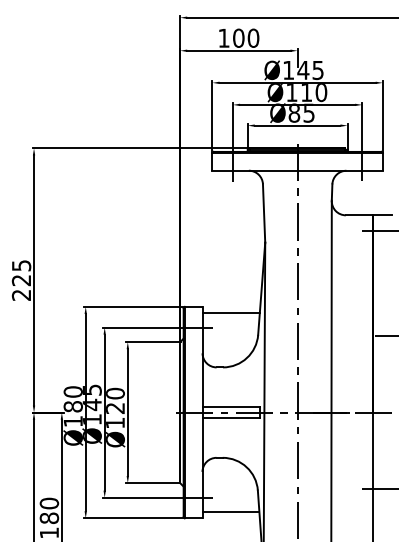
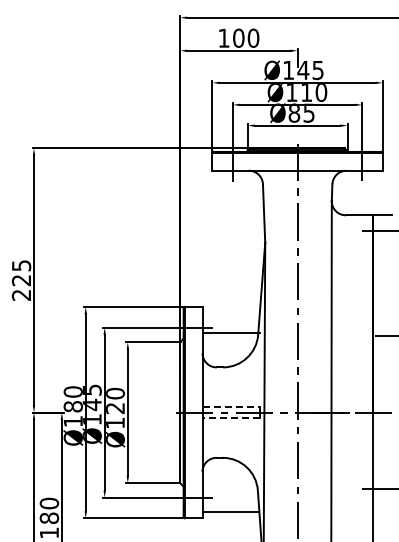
line position: (230, 312) -> (230, 332) (230, 332)
line: solid -> dashed (231, 406)
line: solid -> dashed (231, 418)
